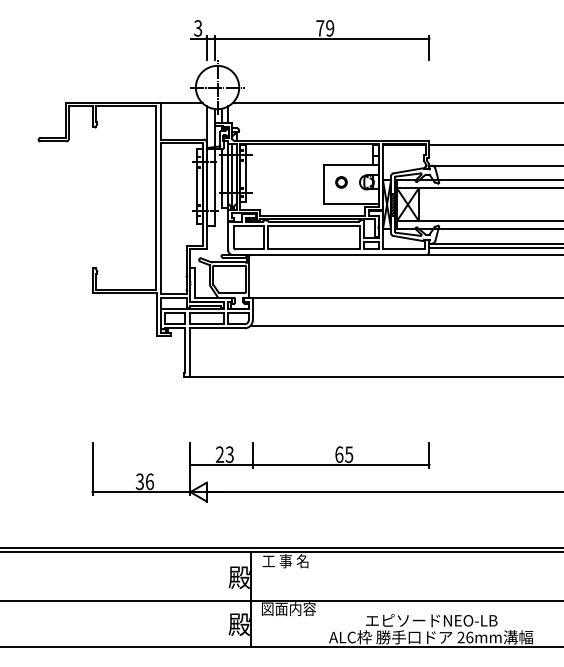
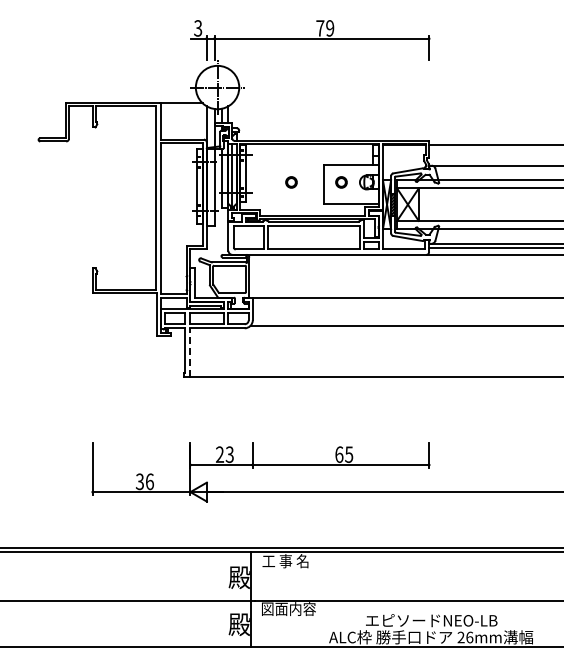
line: present -> none (396, 103)
circle: none -> present (291, 182)
line: solid -> dashed (190, 352)
